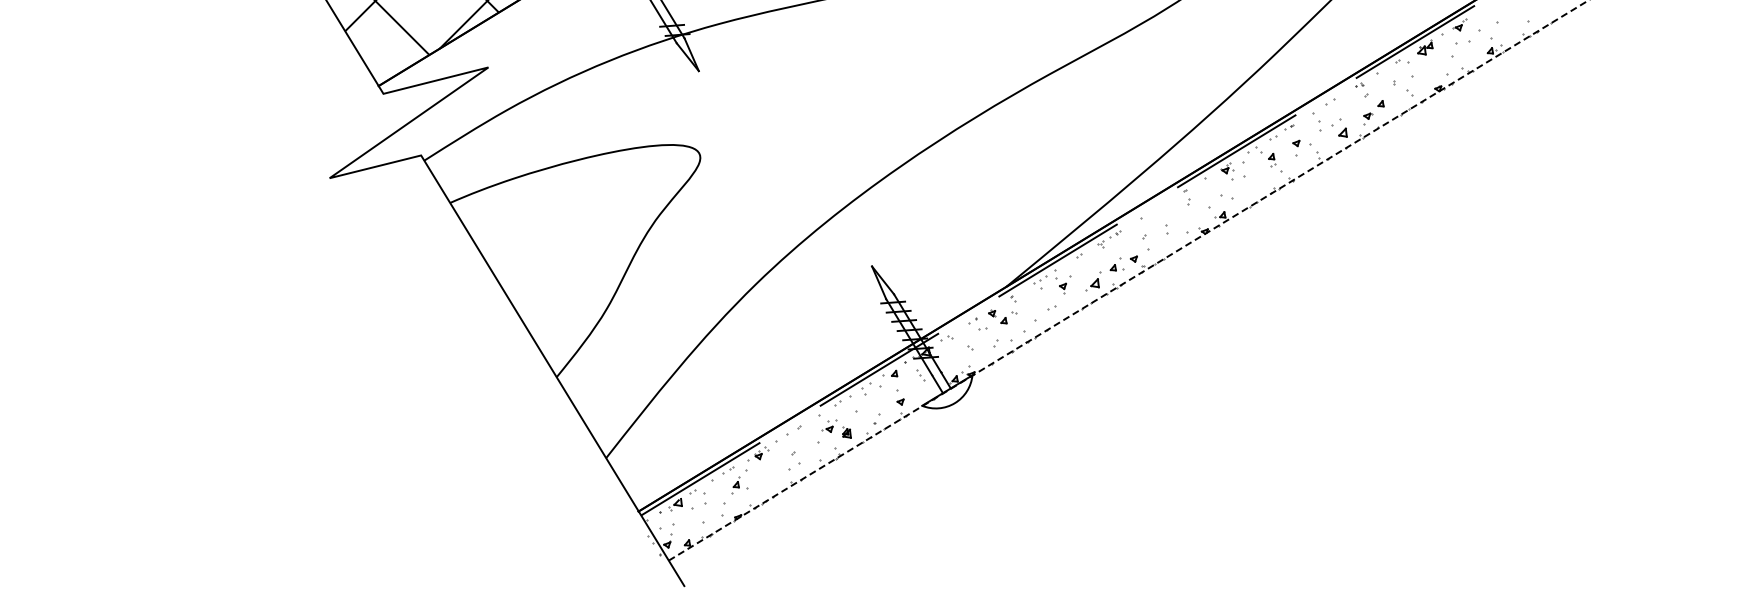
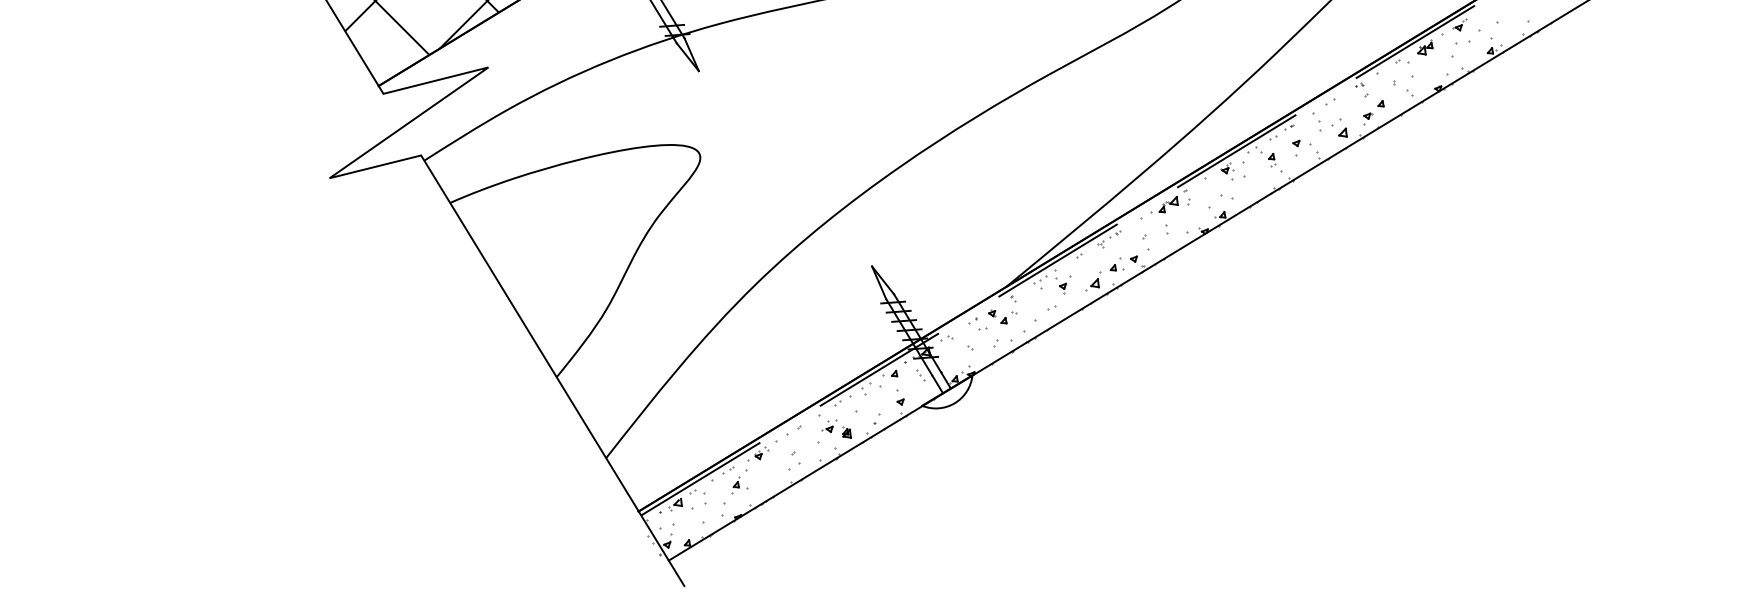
part: none -> present (1164, 204)
line: dashed -> solid (1129, 280)
